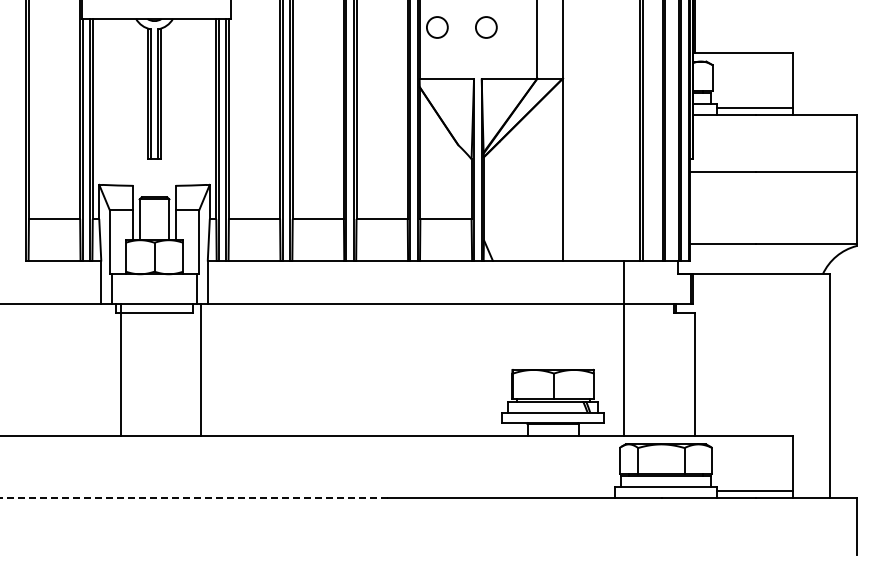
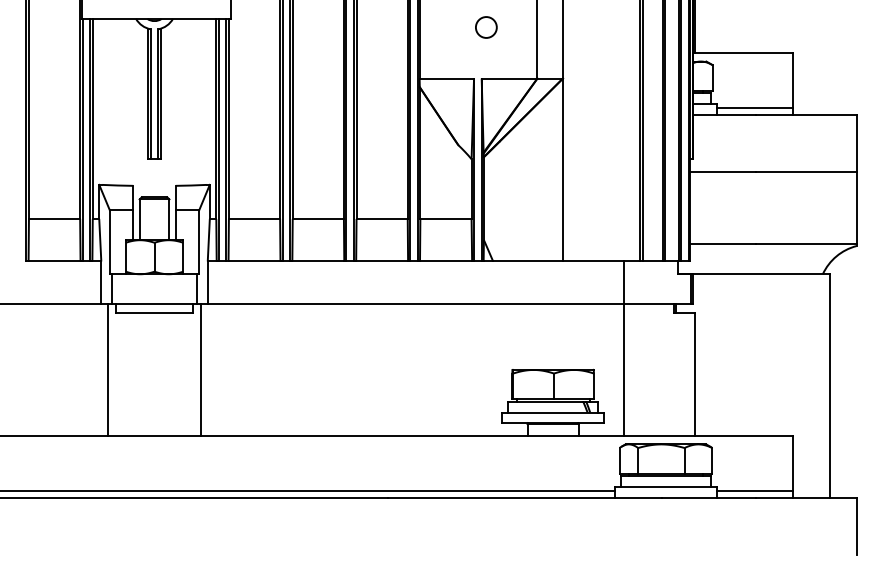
circle: present -> none (437, 27)
line position: (120, 369) -> (107, 369) (107, 369)
line: none -> present (308, 490)
line: dashed -> solid (193, 497)
